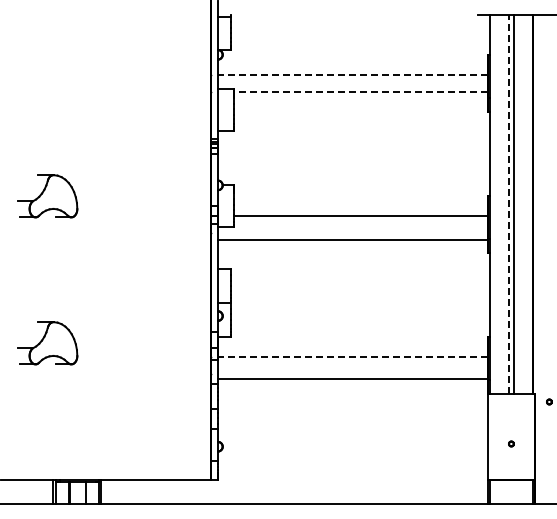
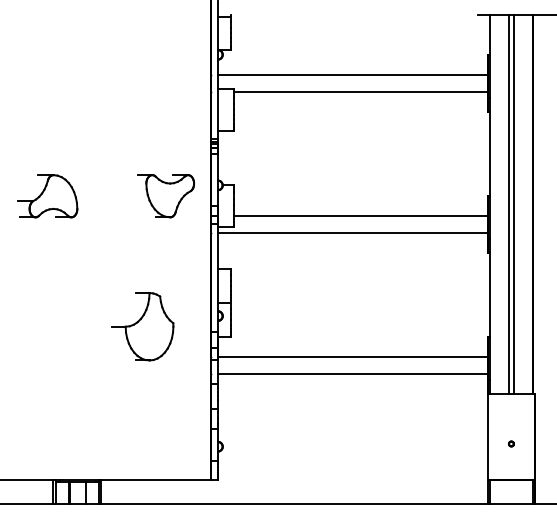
line: dashed -> solid (352, 75)
line: dashed -> solid (360, 92)
part: none -> present (165, 196)
line: dashed -> solid (508, 204)
line position: (352, 239) -> (352, 232) (352, 232)
part: none -> present (142, 326)
part: present -> none (47, 343)
line: dashed -> solid (352, 356)
line position: (352, 378) -> (352, 373) (352, 373)
part: present -> none (549, 401)
